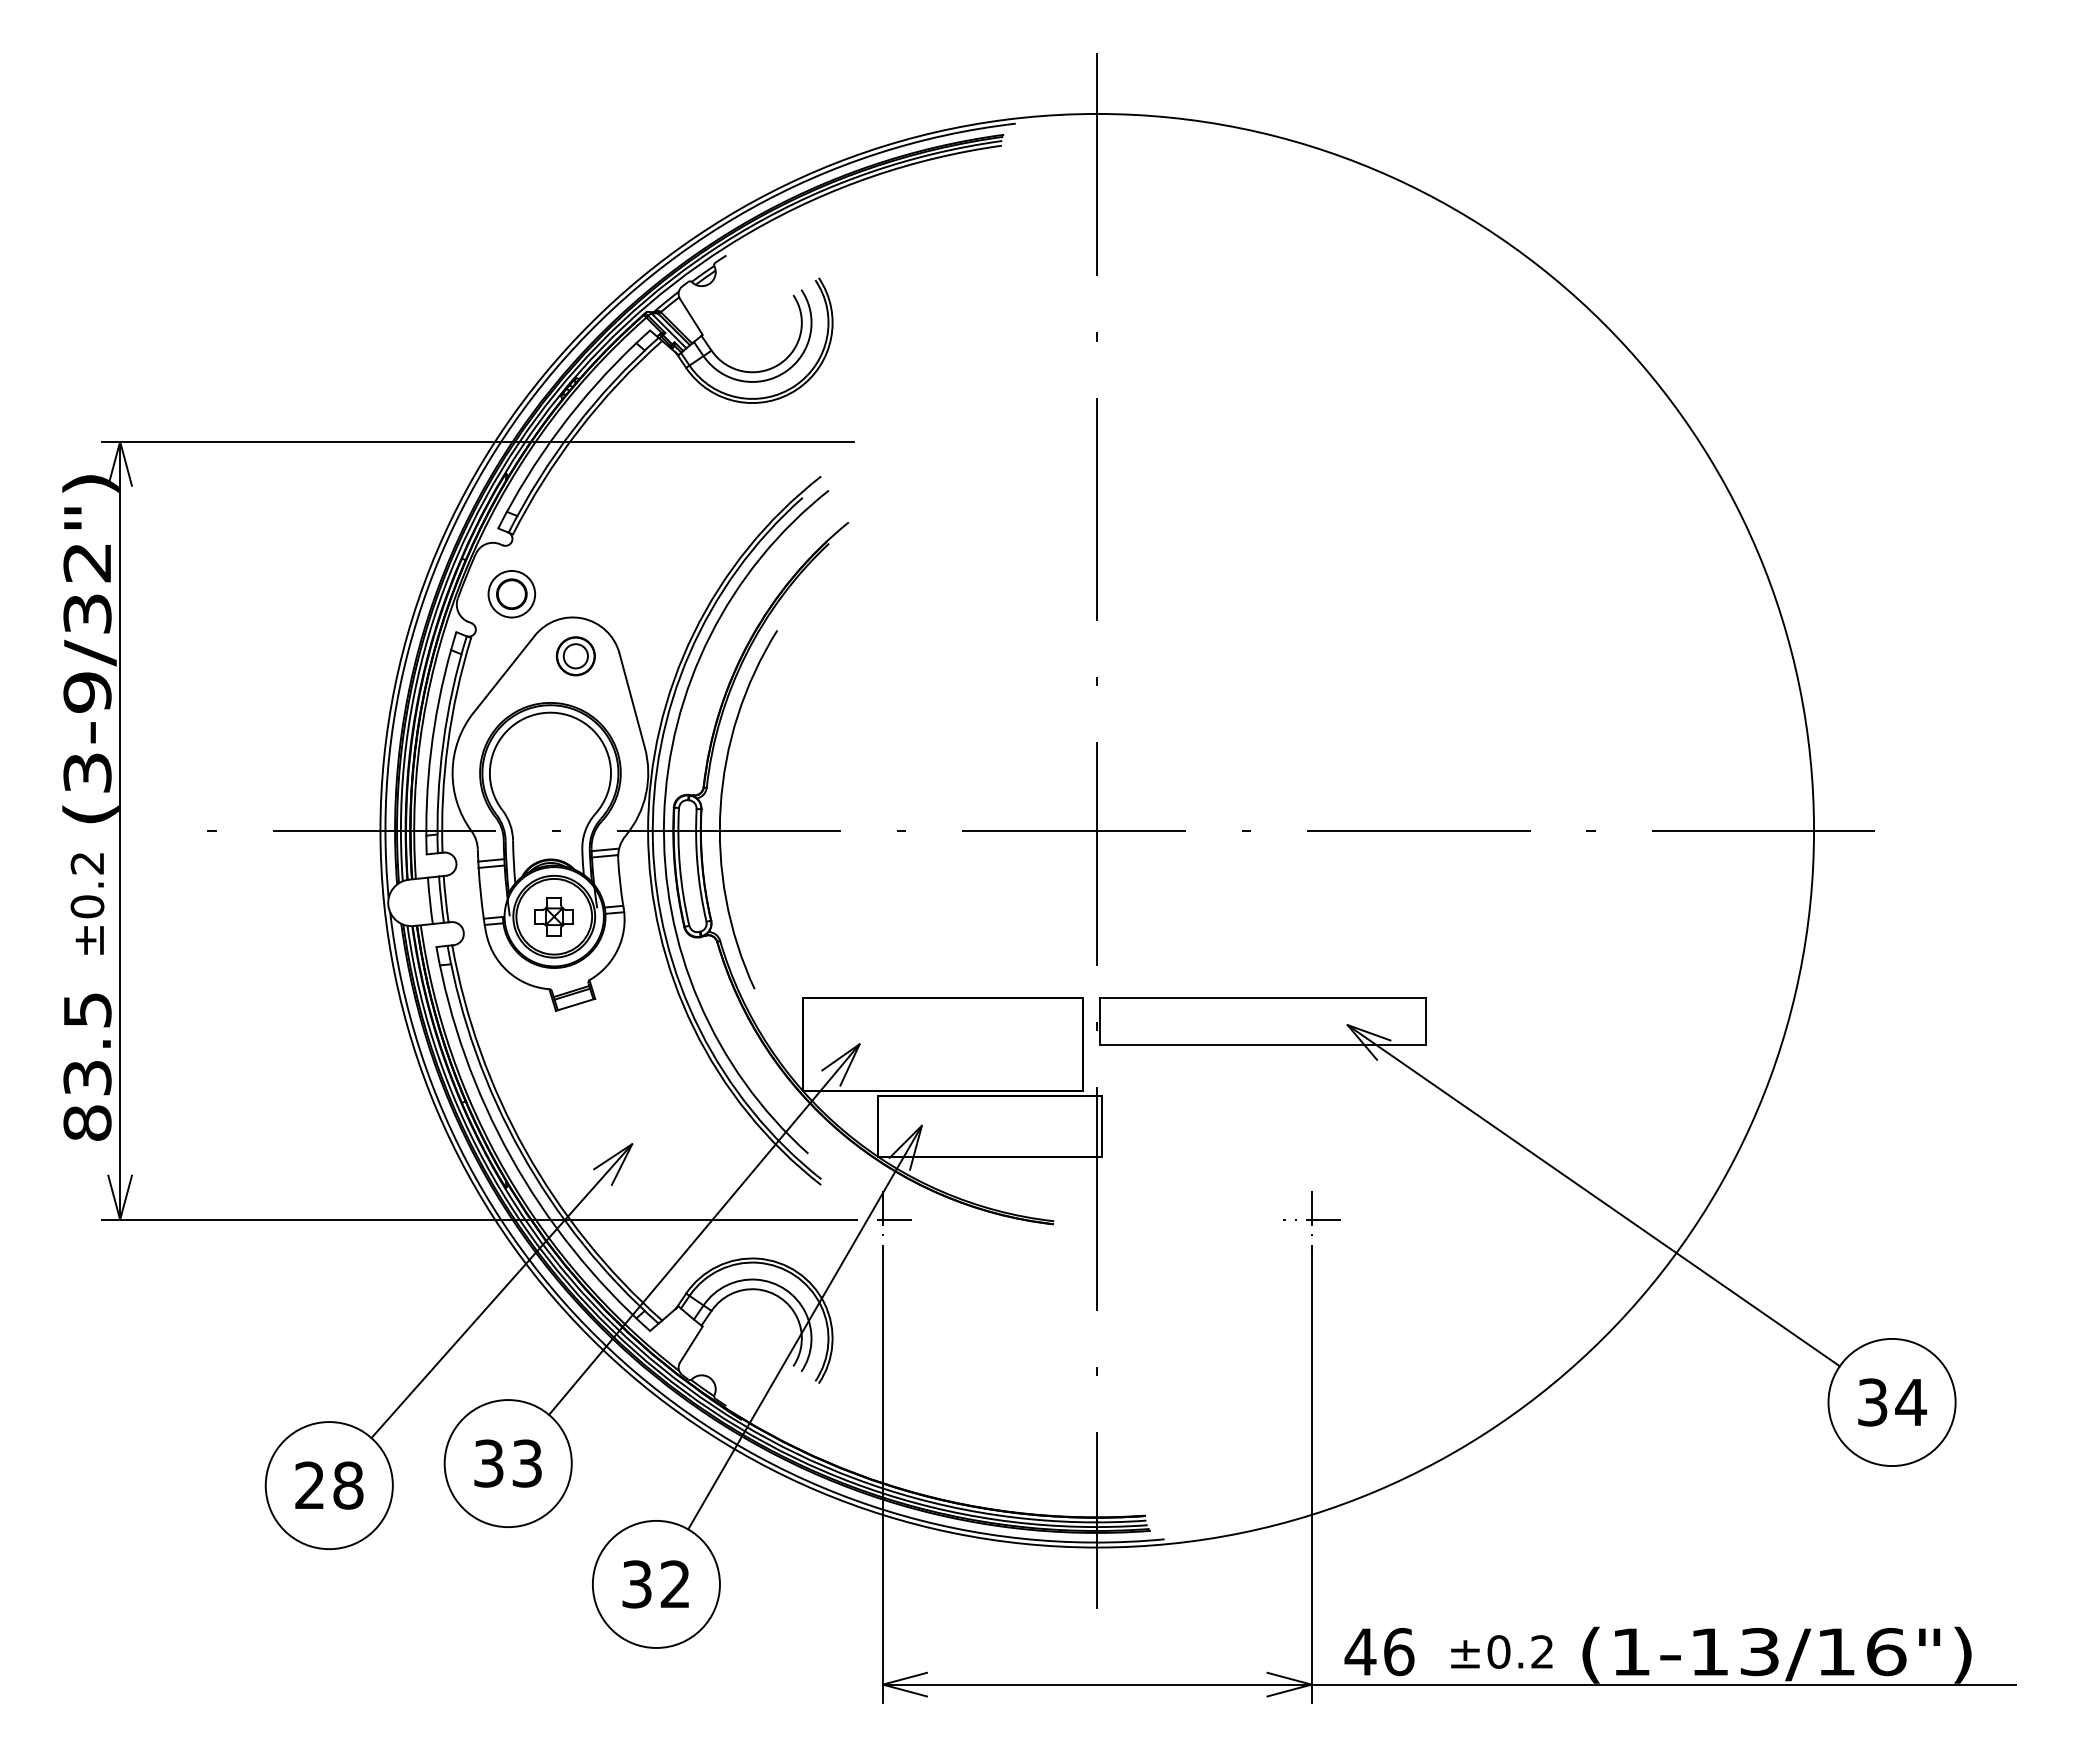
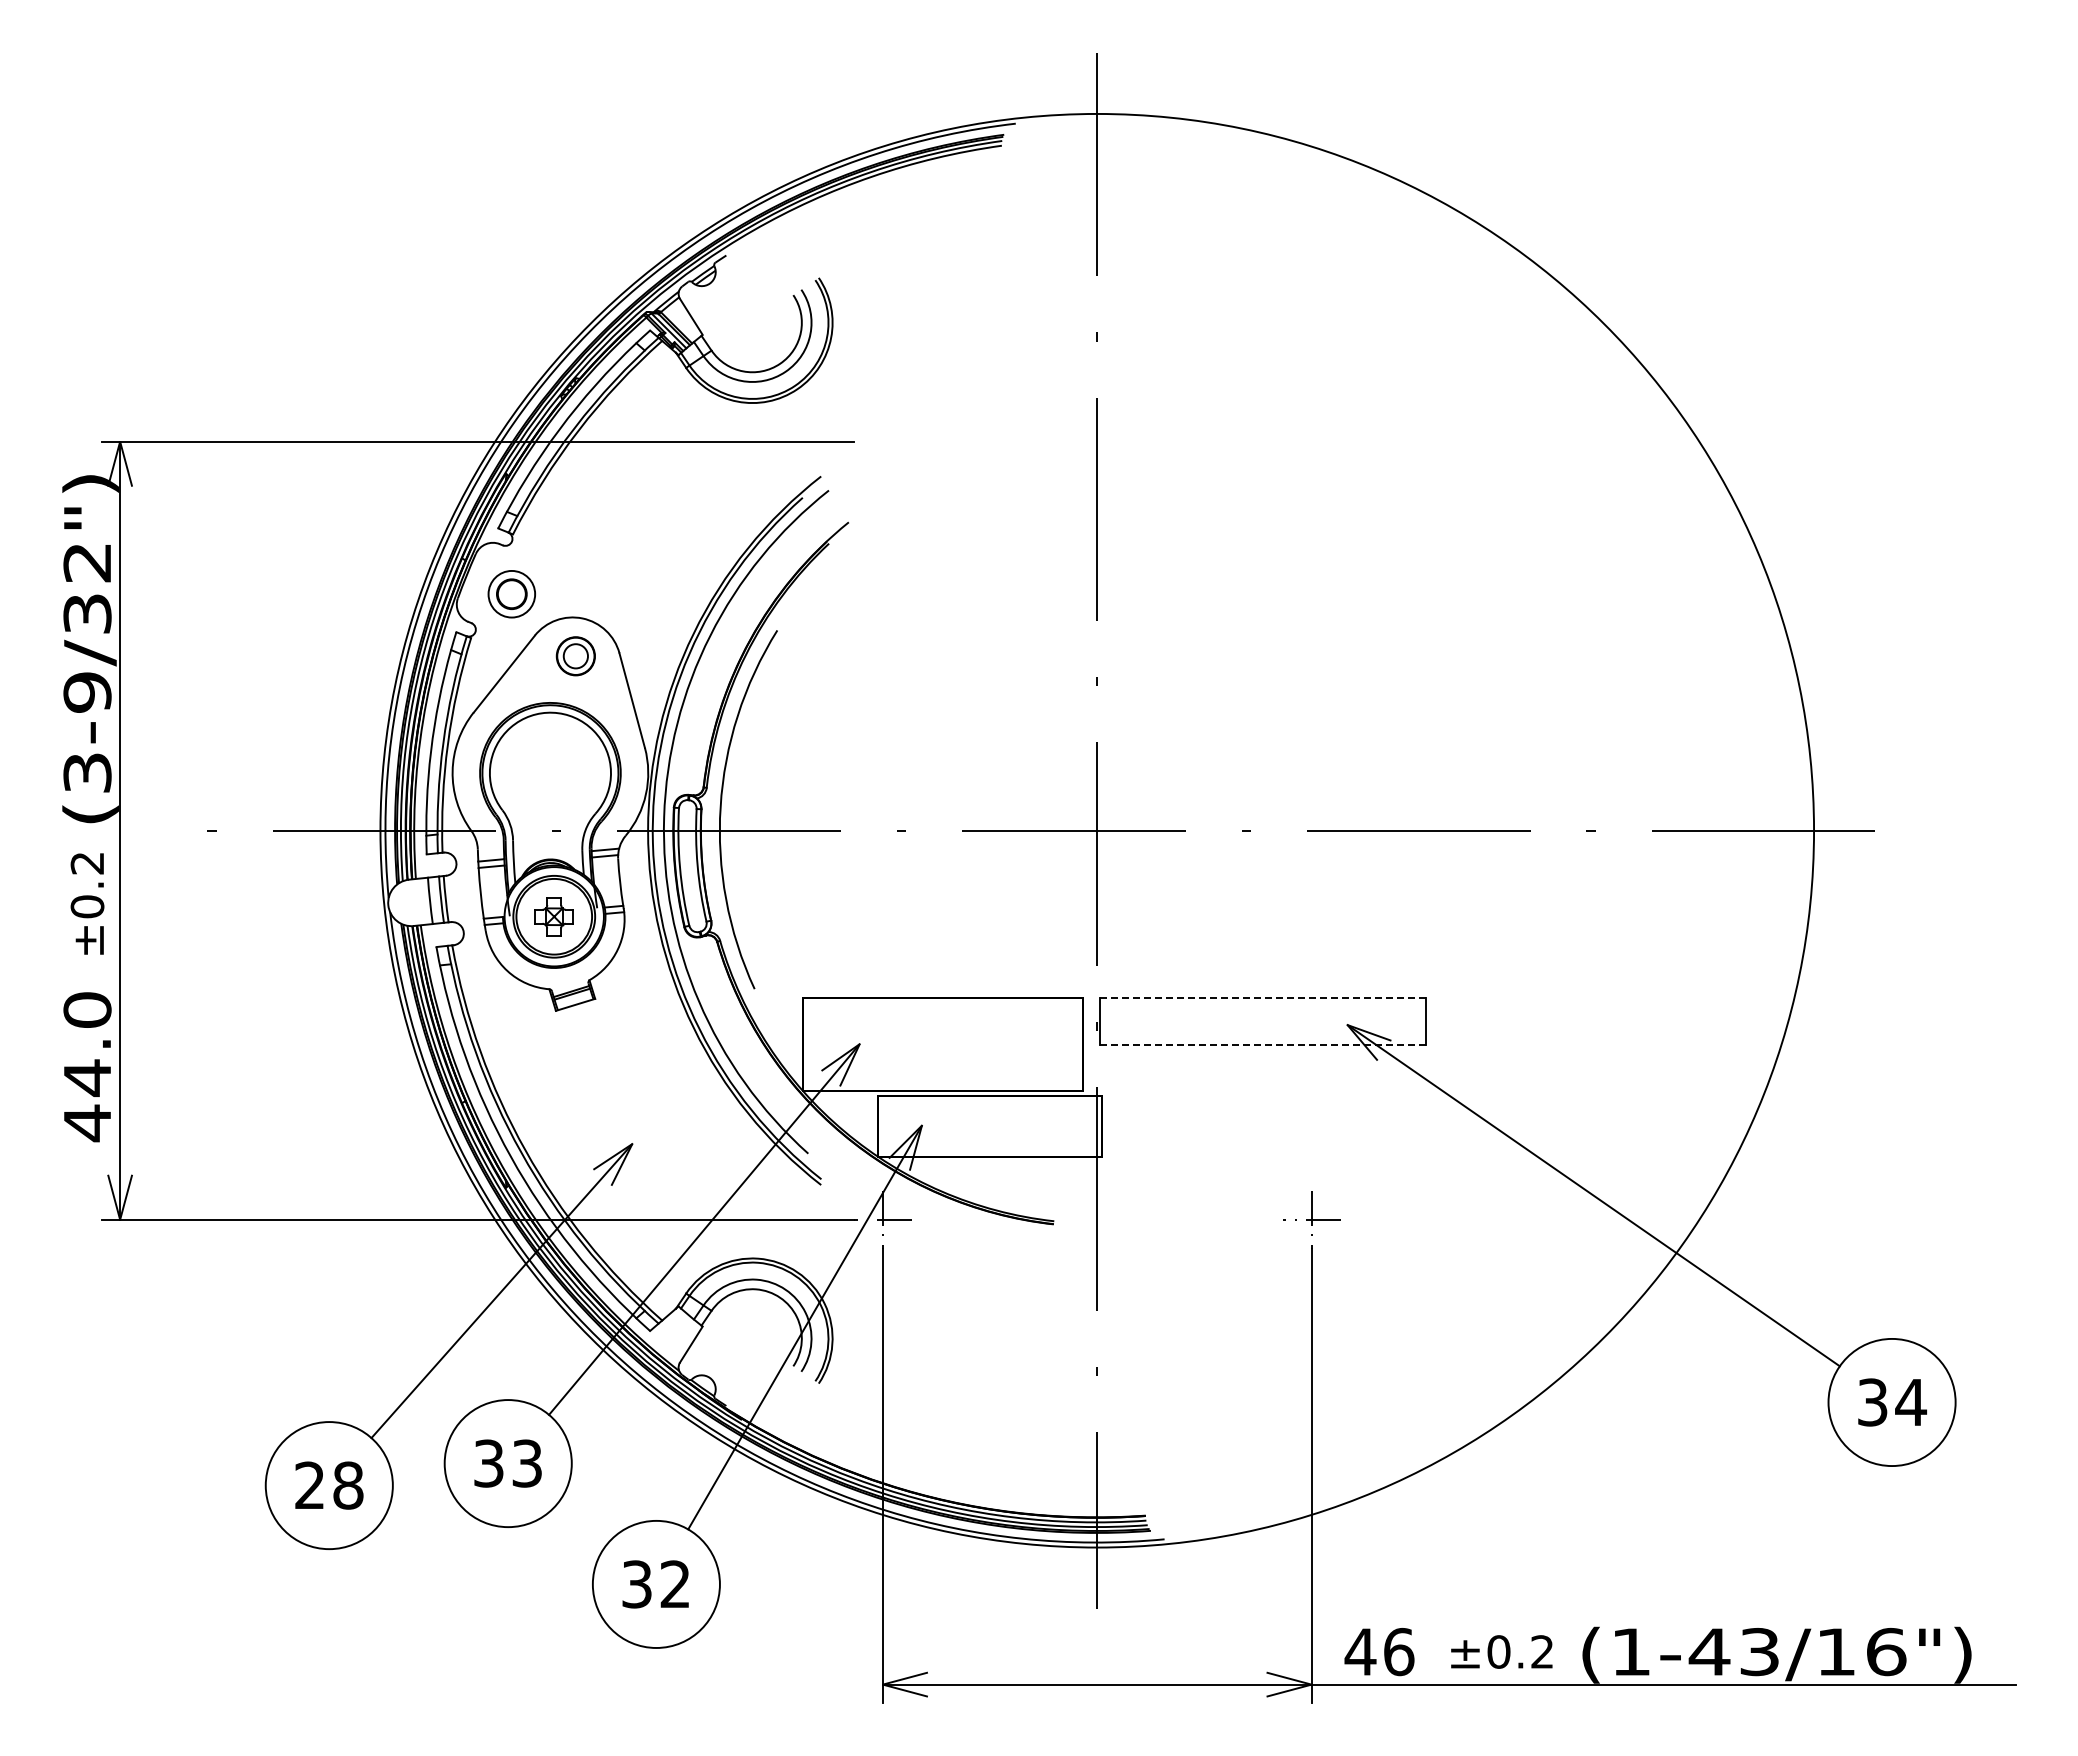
line: solid -> dashed (1263, 998)
line: solid -> dashed (1262, 1044)
text: 83.5 -> 44.0 (87, 1067)
text: (1-13/16") -> (1-43/16") (1709, 1651)
